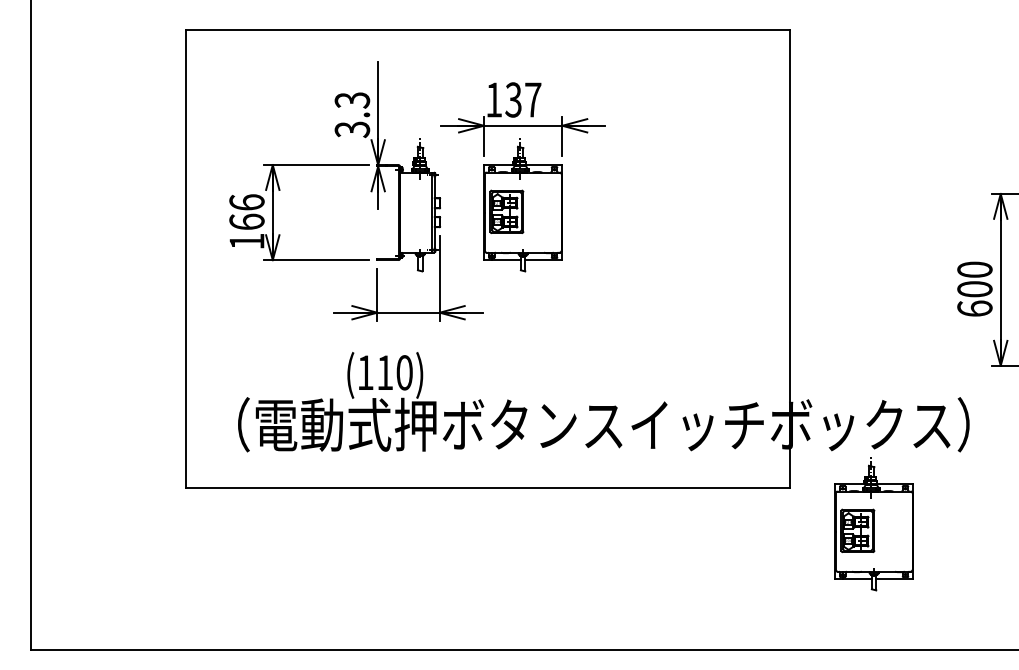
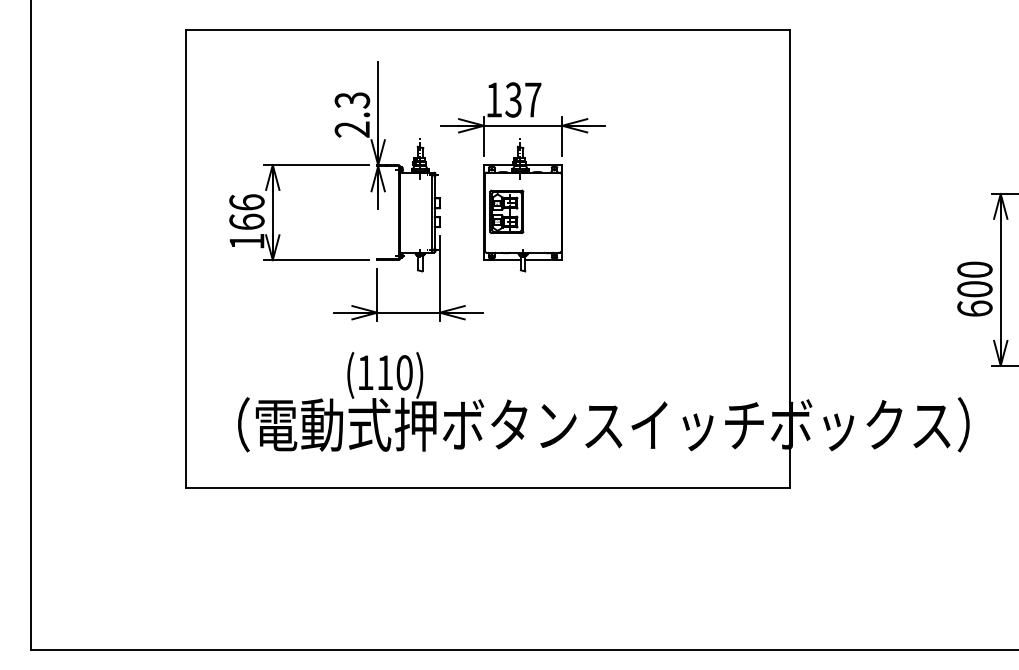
text: 3.3 -> 2.3 (352, 129)
part: present -> none (873, 524)
